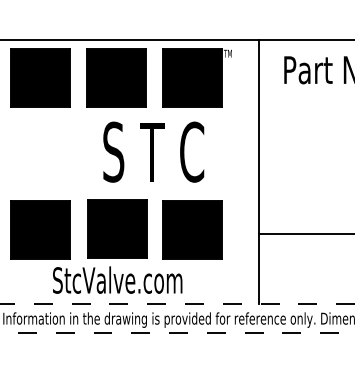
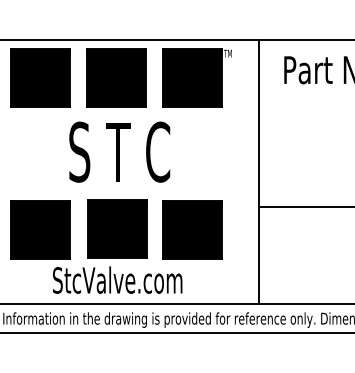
text position: (153, 151) -> (119, 151) (119, 151)
line position: (305, 233) -> (305, 206) (305, 206)
line: dashed -> solid (177, 303)
line: dashed -> solid (177, 333)
